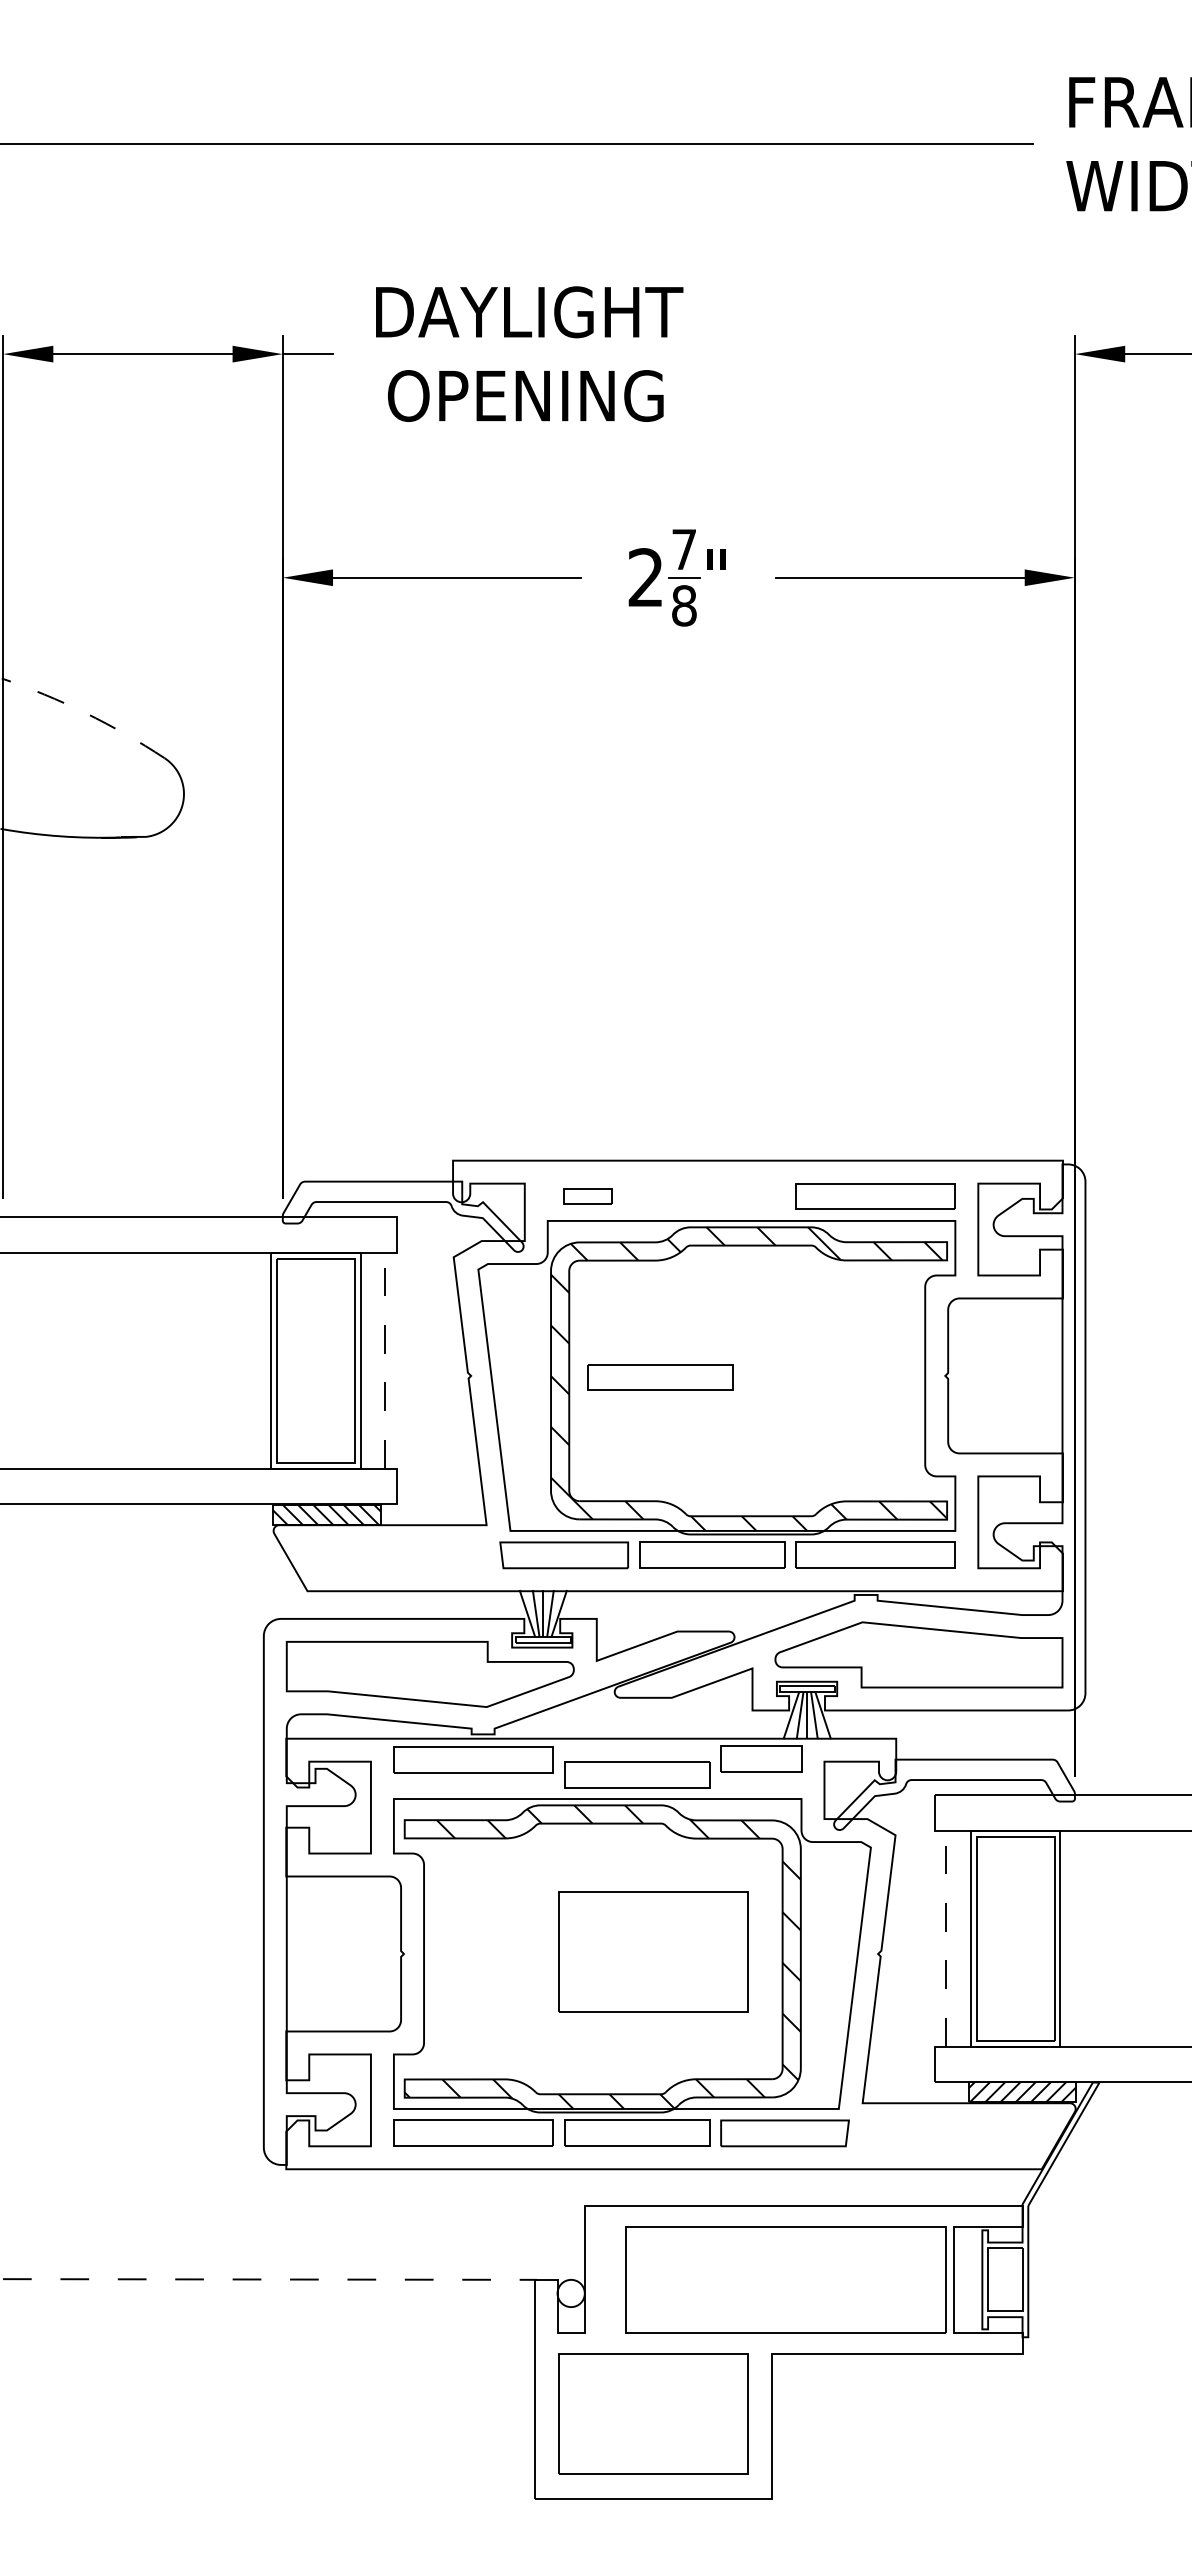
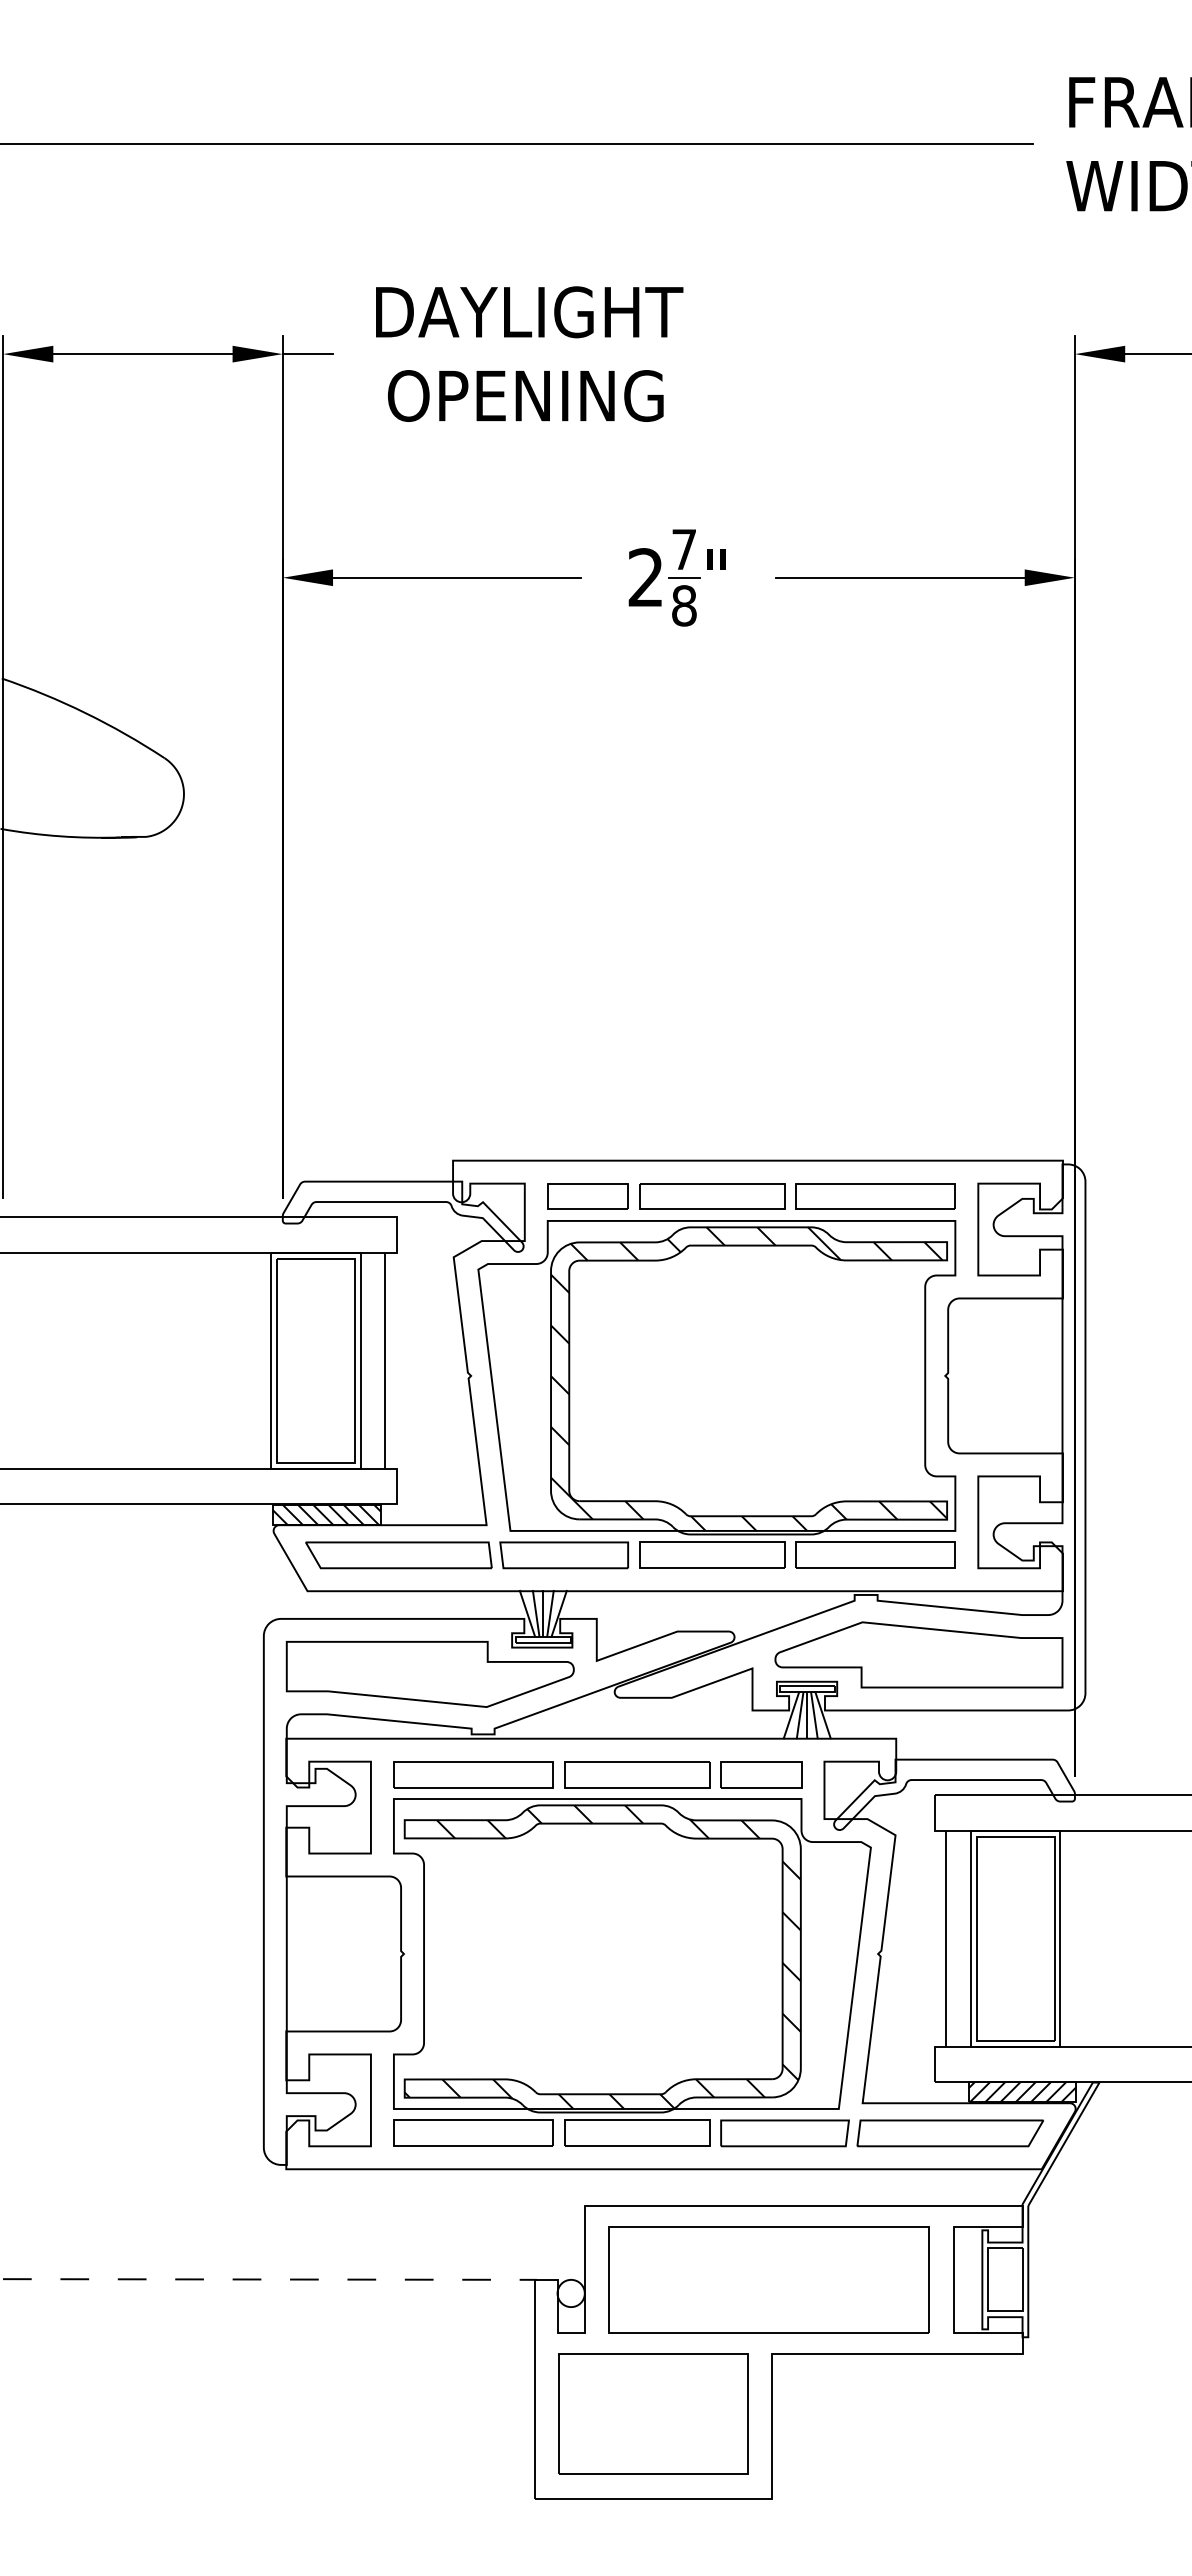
line: dashed -> solid (85, 713)
part size: 50x17 px -> 82x27 px (587, 1196)
line: dashed -> solid (385, 1360)
part position: (660, 1377) -> (712, 1196) (712, 1196)
part: none -> present (398, 1555)
part position: (761, 1758) -> (761, 1774) (761, 1774)
part position: (473, 1759) -> (473, 1774) (473, 1774)
line: dashed -> solid (946, 1938)
part: present -> none (653, 1951)
part: none -> present (949, 2133)
part position: (785, 2279) -> (768, 2279) (768, 2279)
